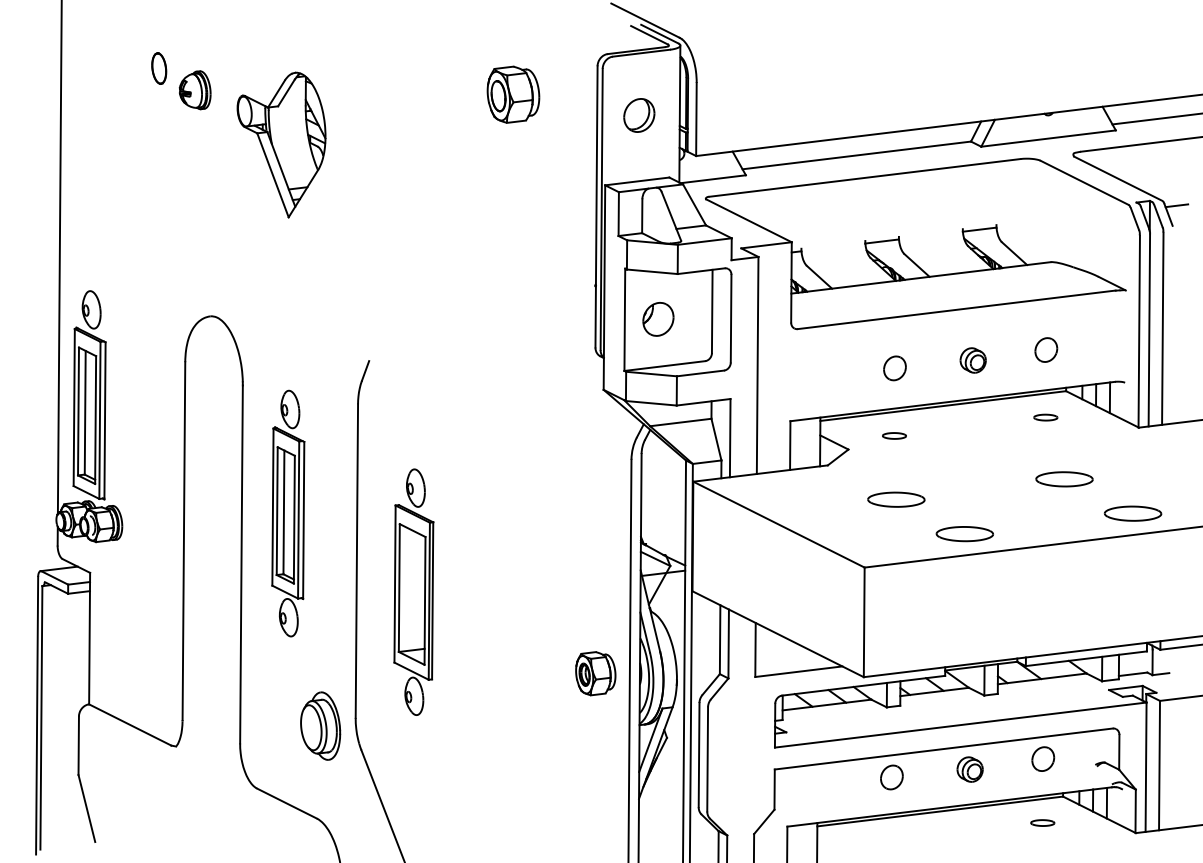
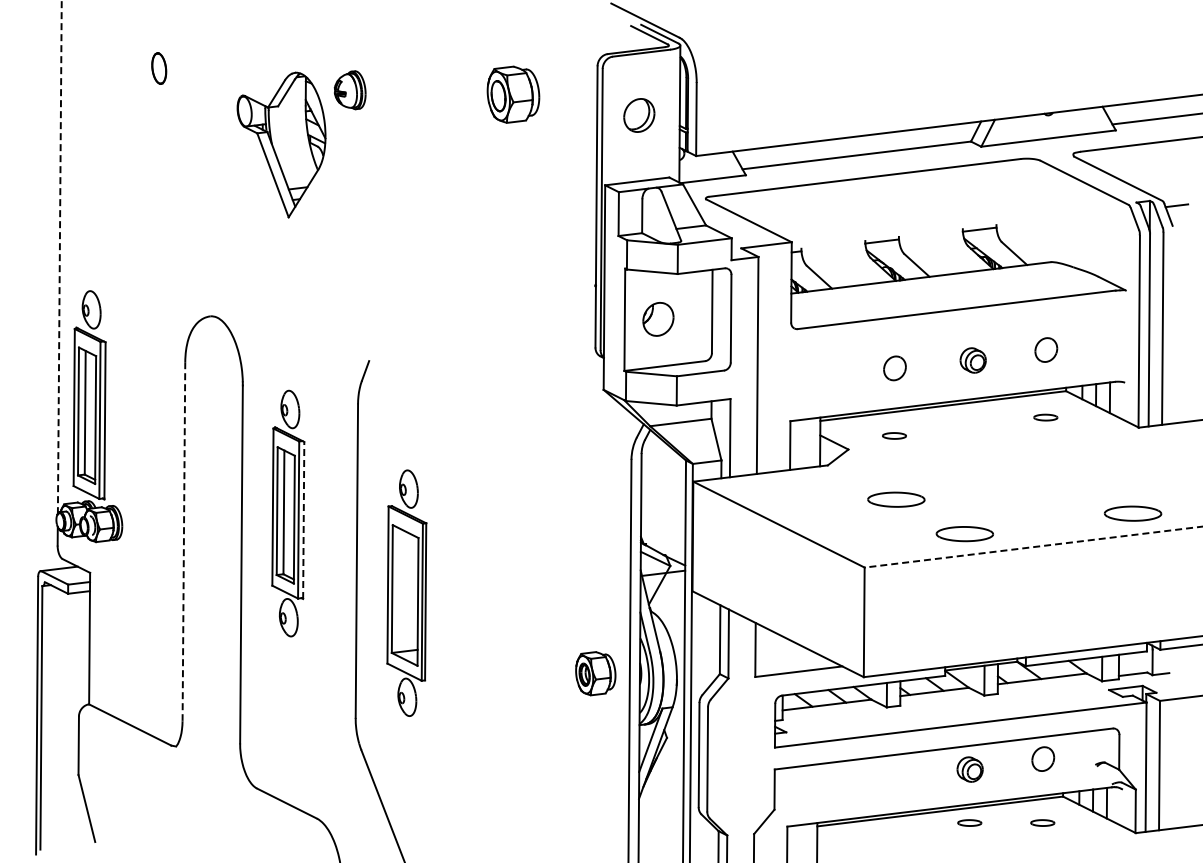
part position: (194, 90) -> (349, 90) (349, 90)
line: solid -> dashed (59, 257)
part: present -> none (1064, 479)
line: solid -> dashed (303, 520)
line: solid -> dashed (183, 541)
line: solid -> dashed (1033, 547)
part position: (413, 591) -> (406, 592) (406, 592)
part: present -> none (320, 725)
part: present -> none (891, 777)
part: none -> present (969, 822)
